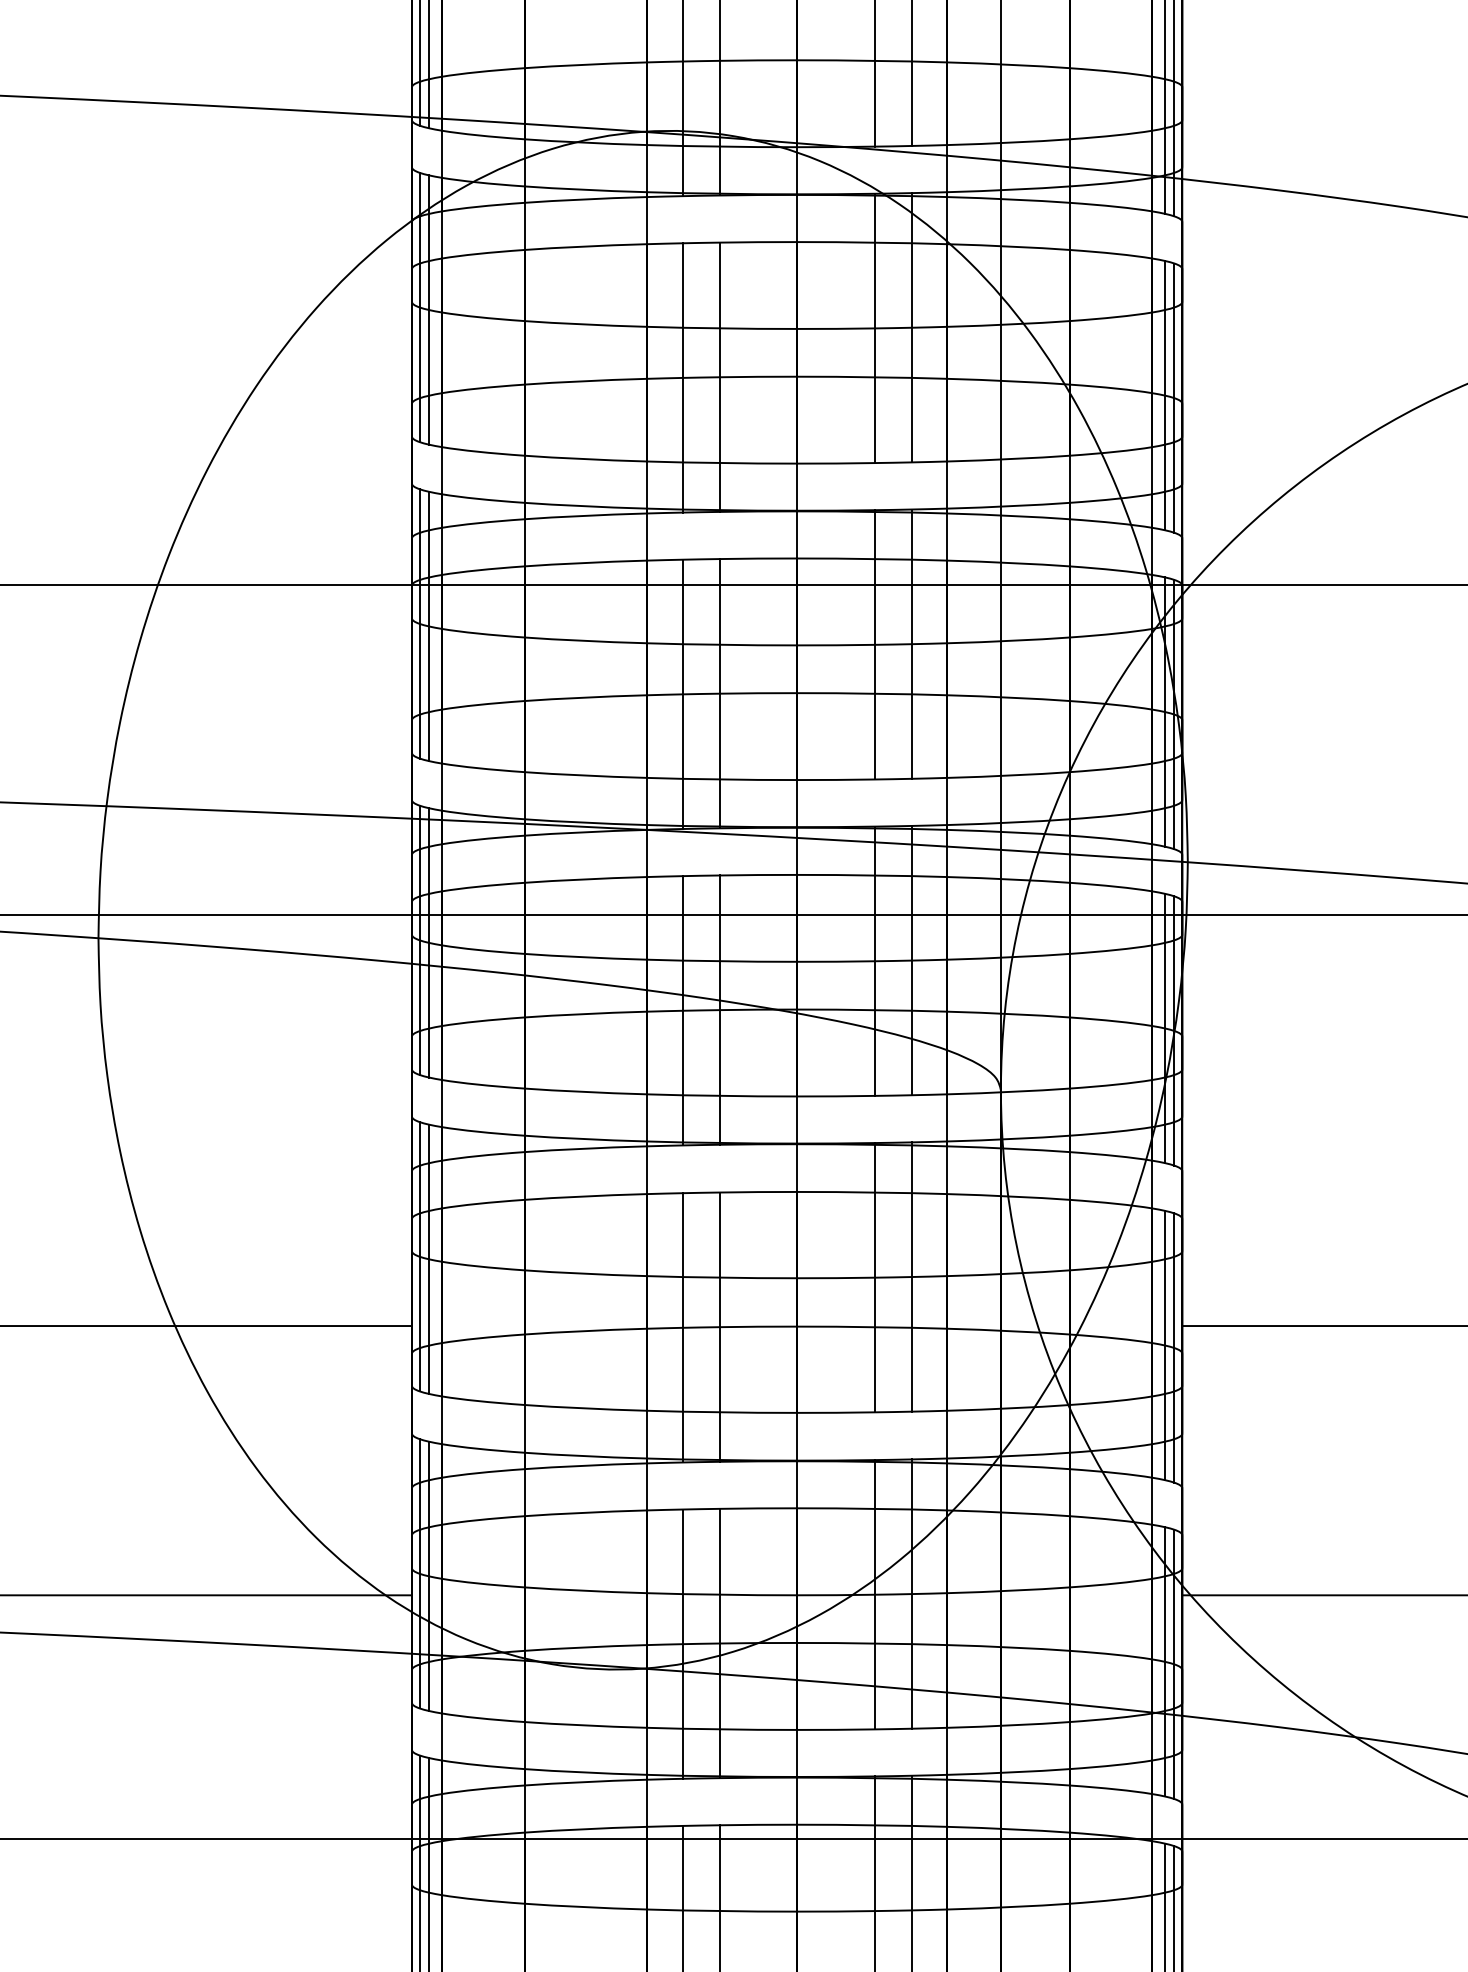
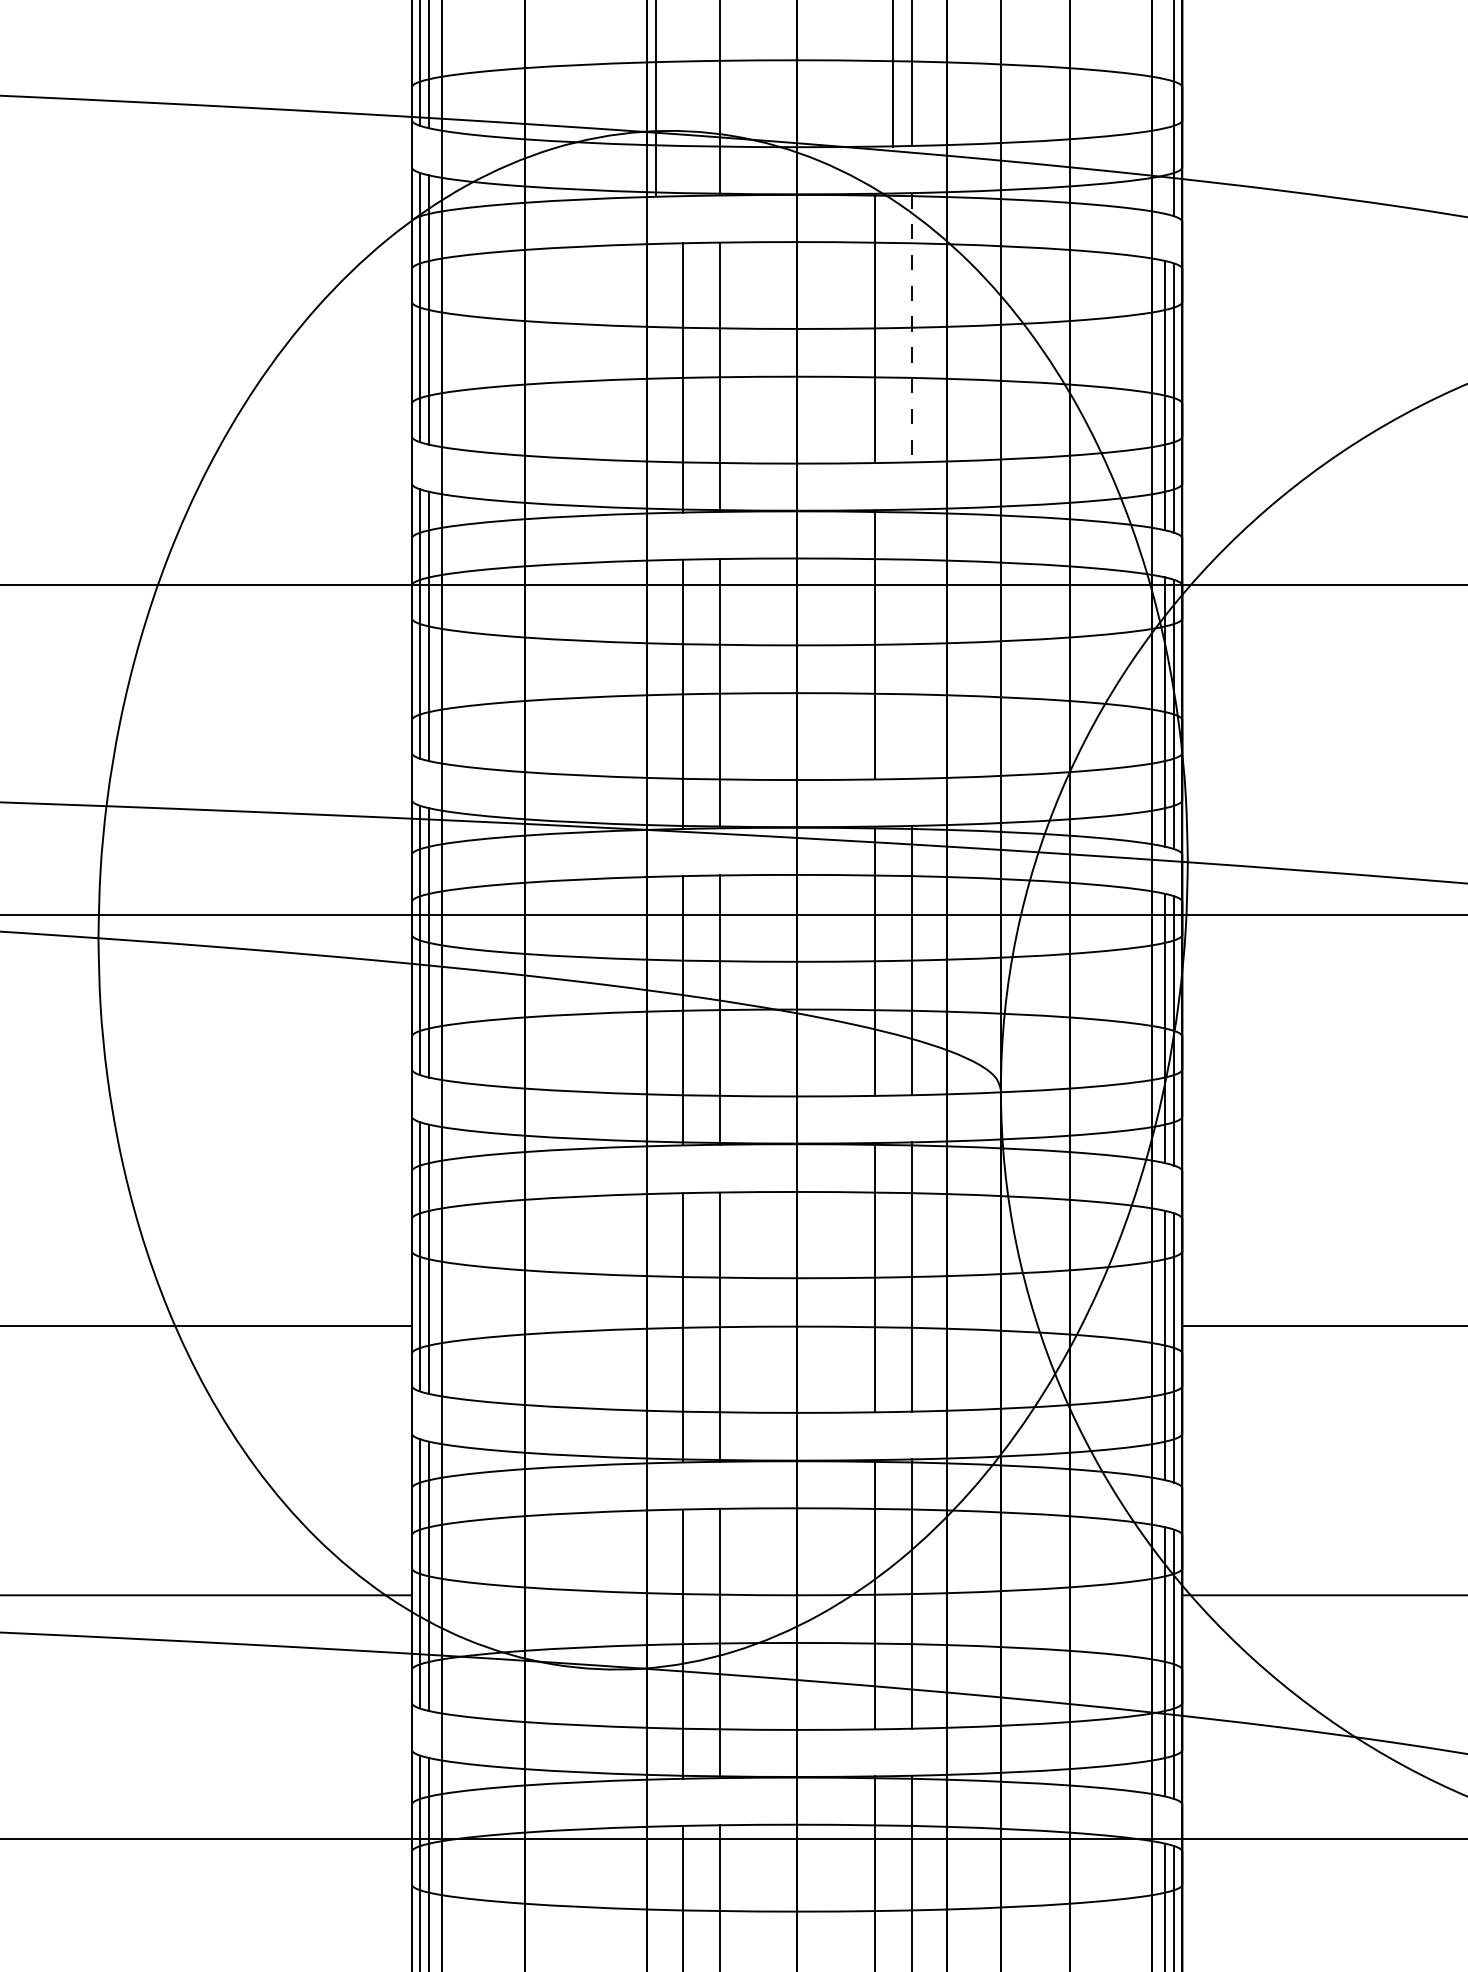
line position: (874, 74) -> (892, 74) (892, 74)
line position: (682, 99) -> (655, 99) (655, 99)
line: present -> none (1164, 107)
line: solid -> dashed (911, 327)
line: present -> none (911, 643)
